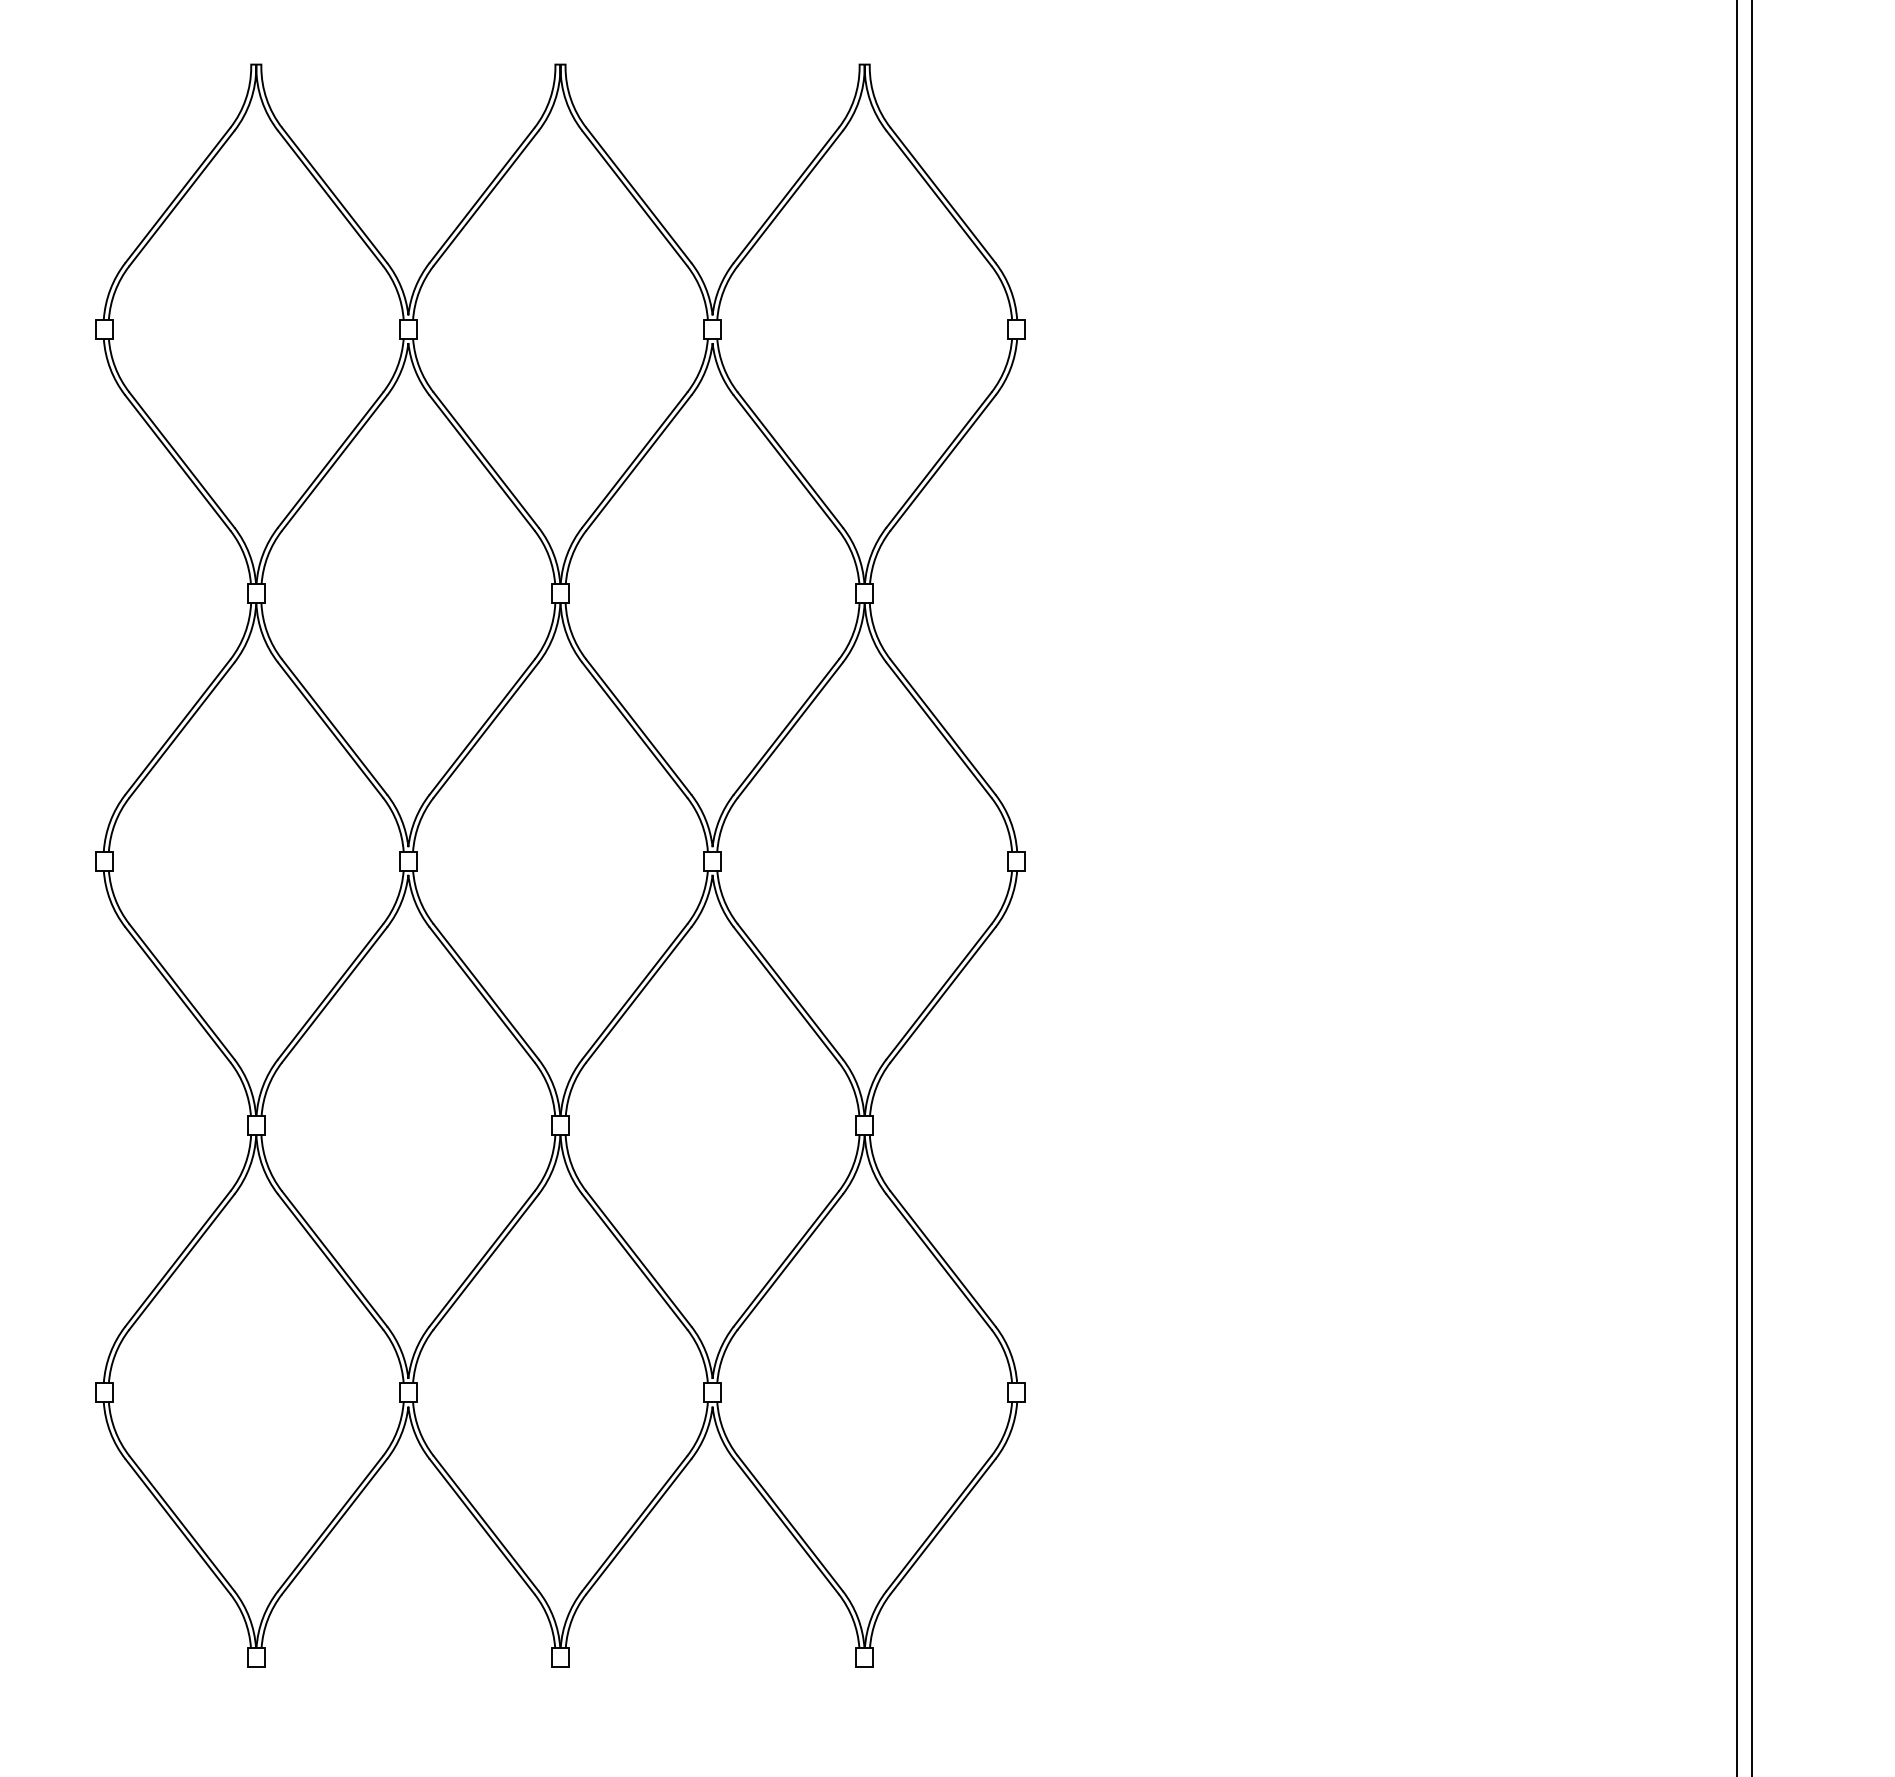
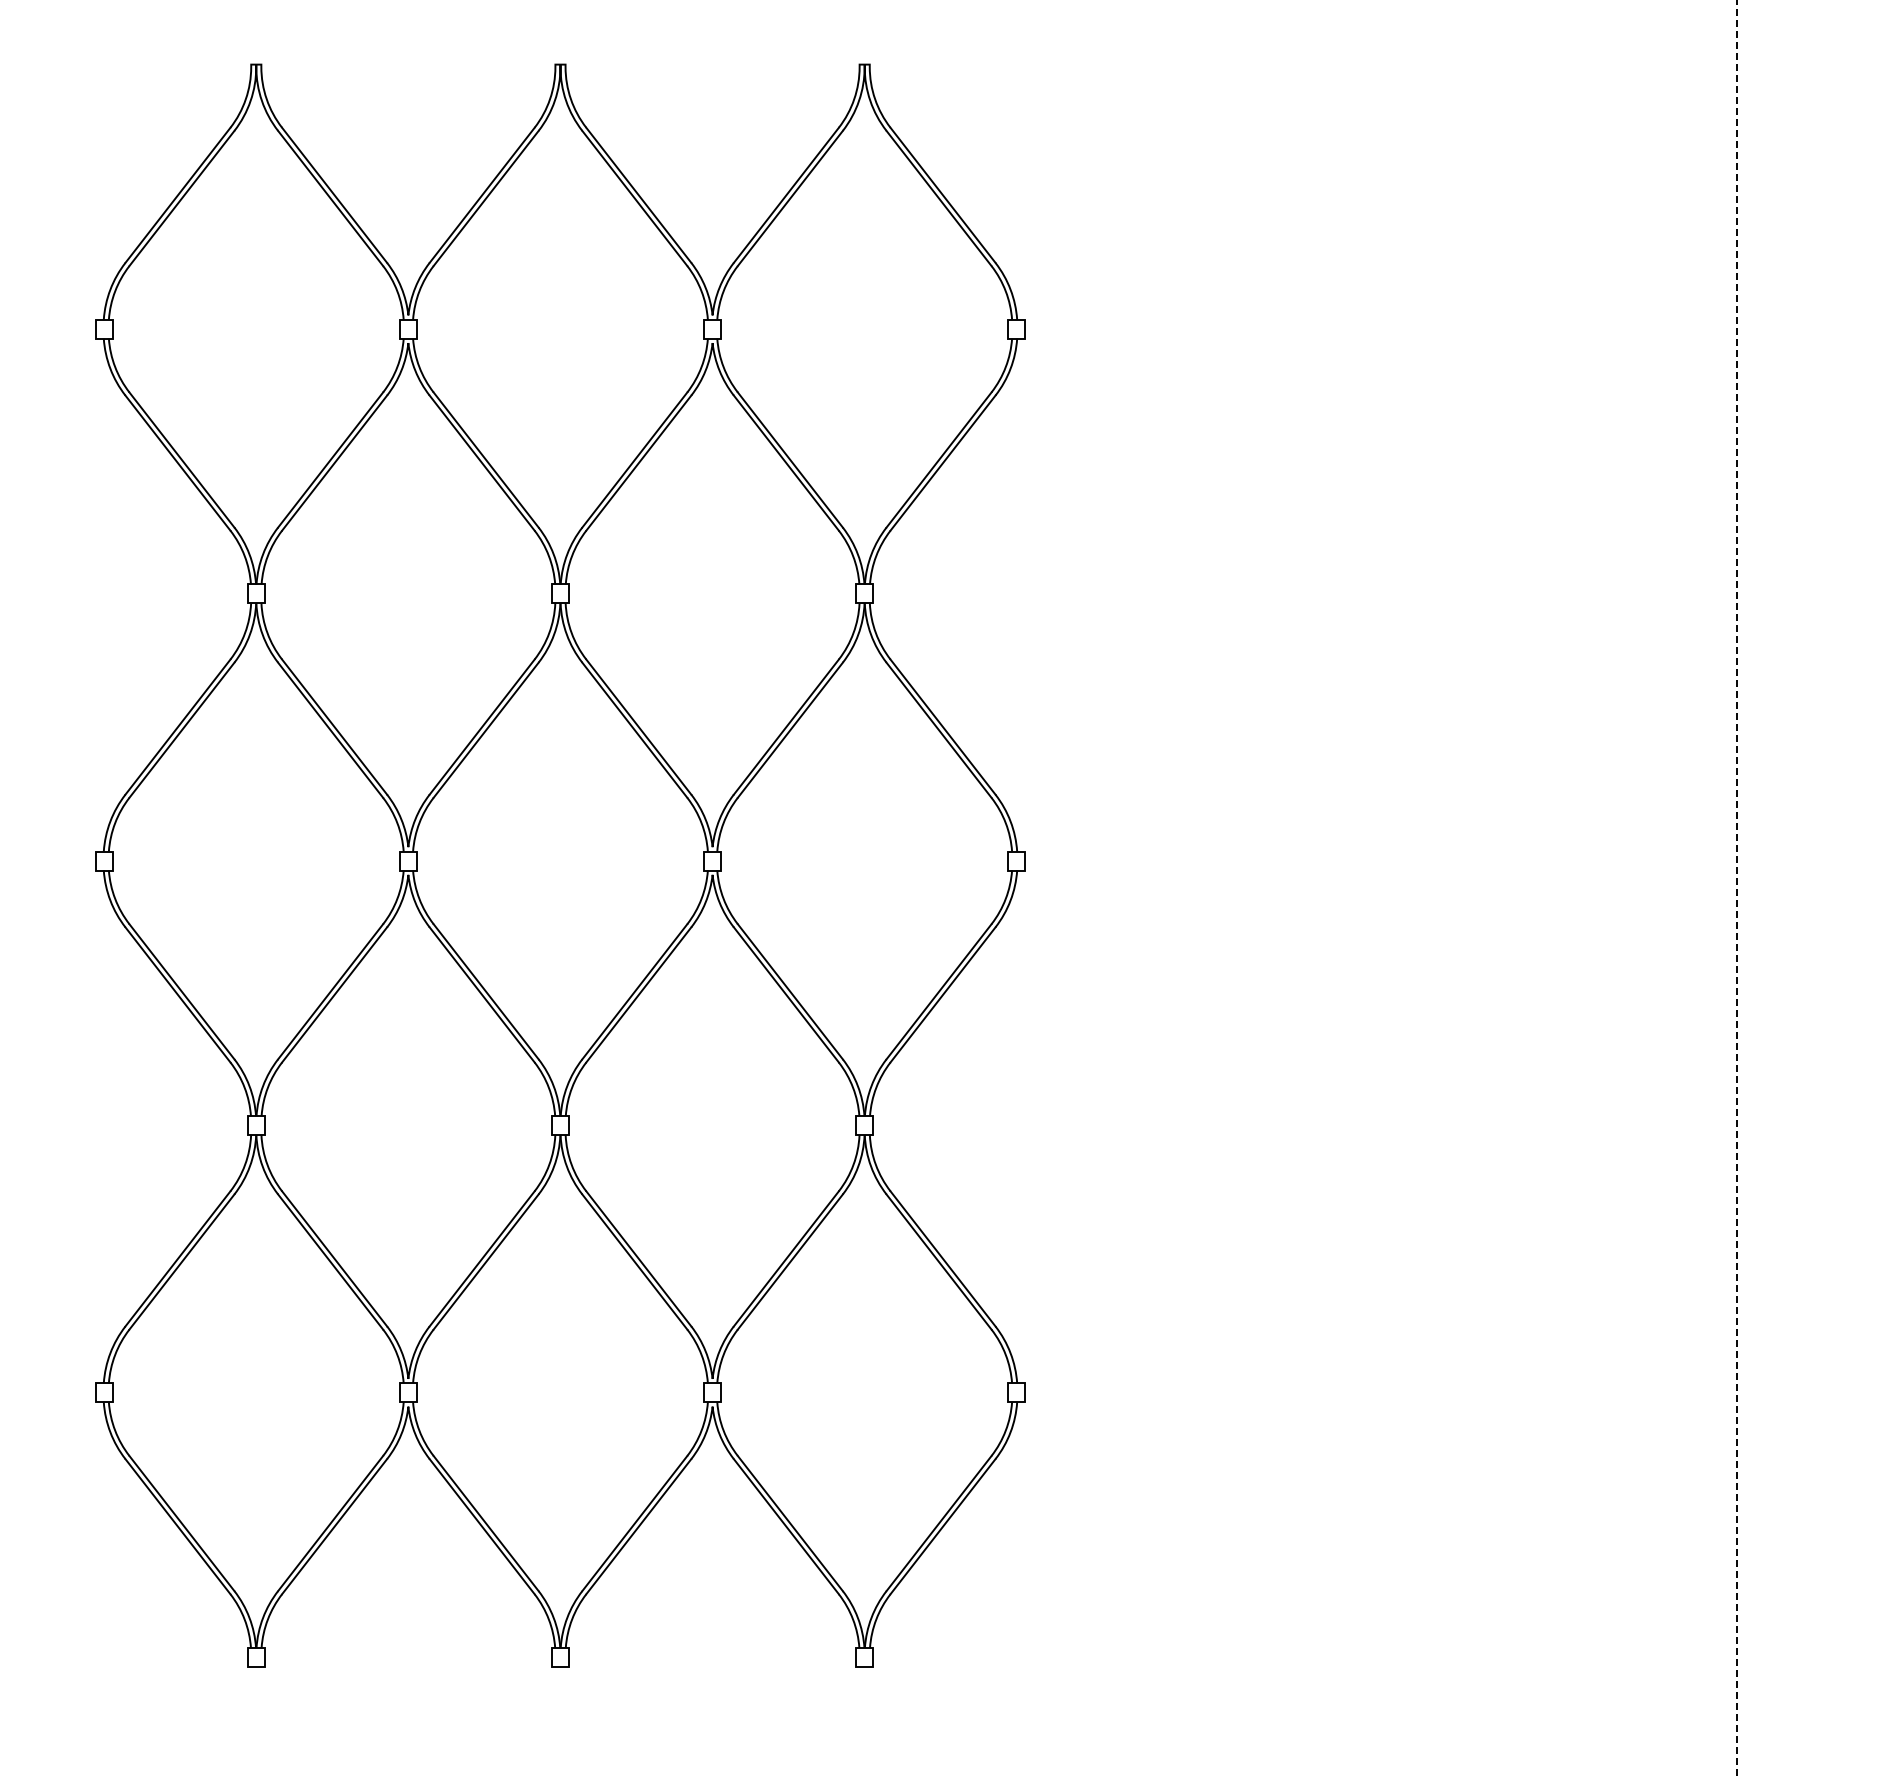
line: solid -> dashed (1736, 887)
line: present -> none (1751, 887)
